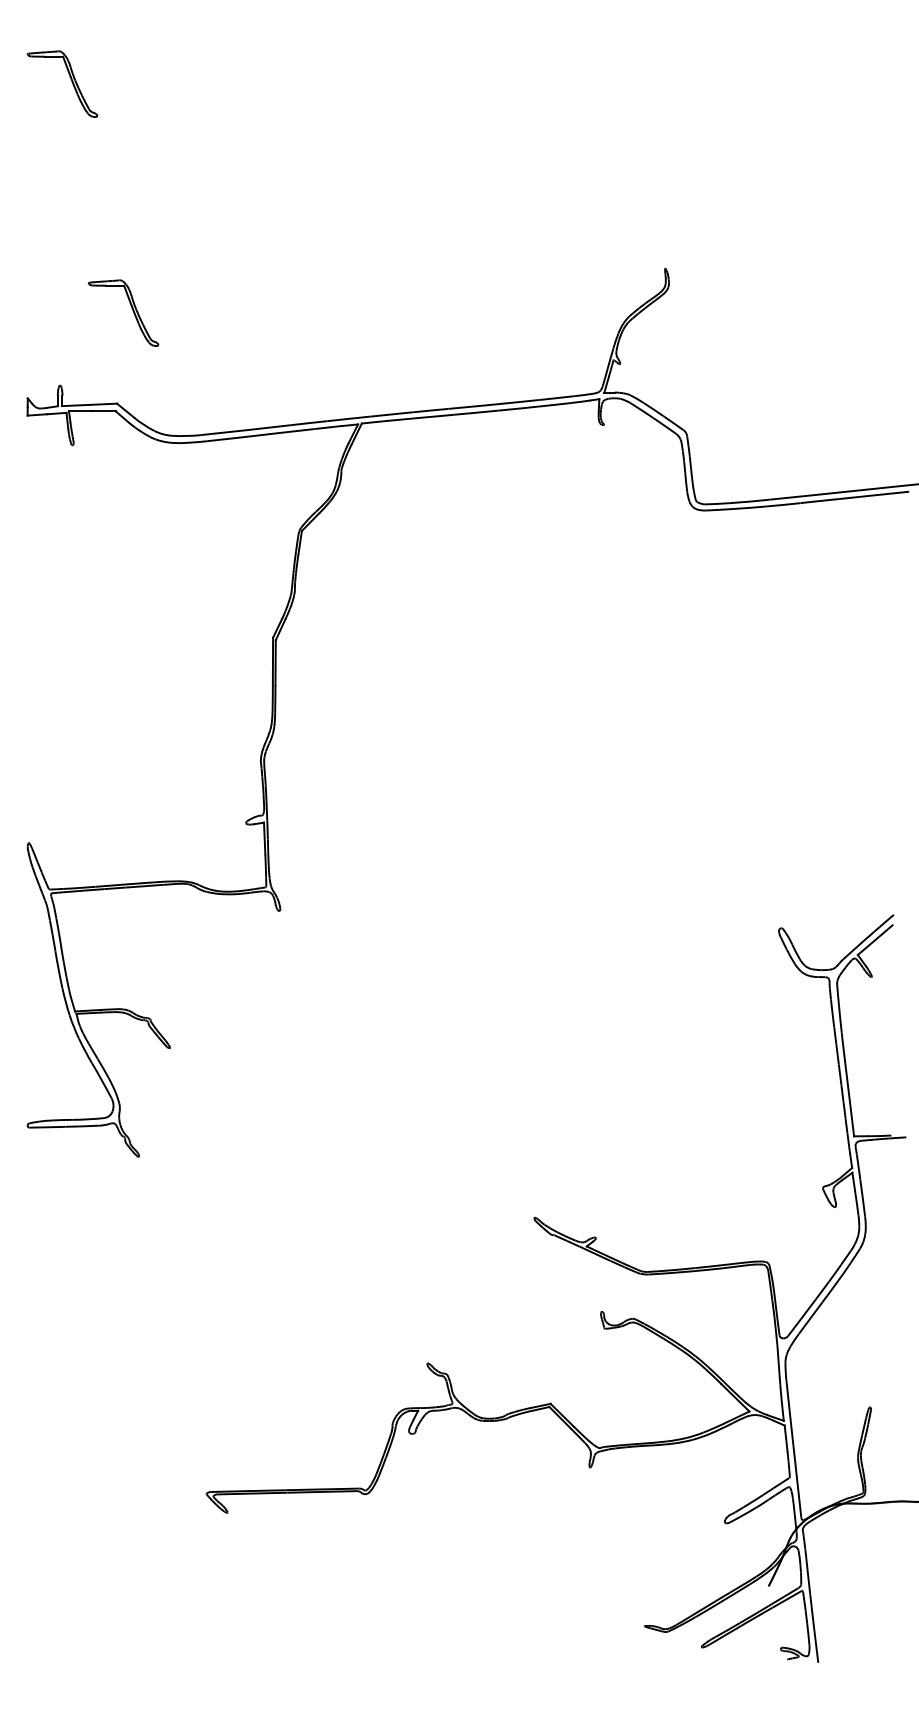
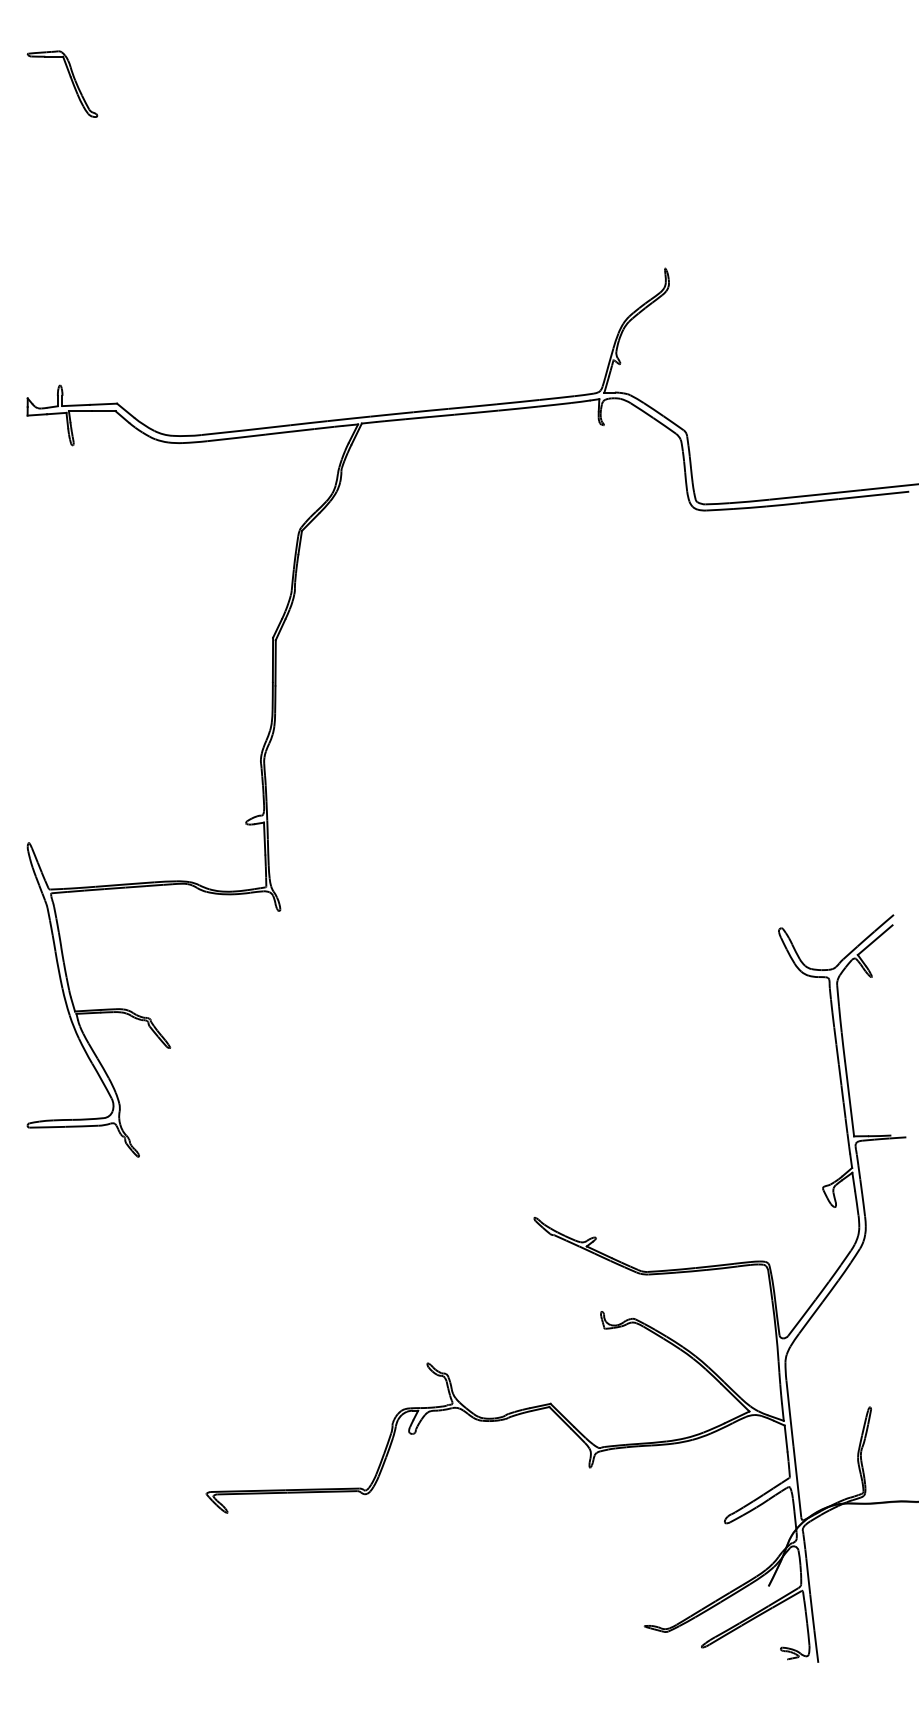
part: present -> none (131, 308)
